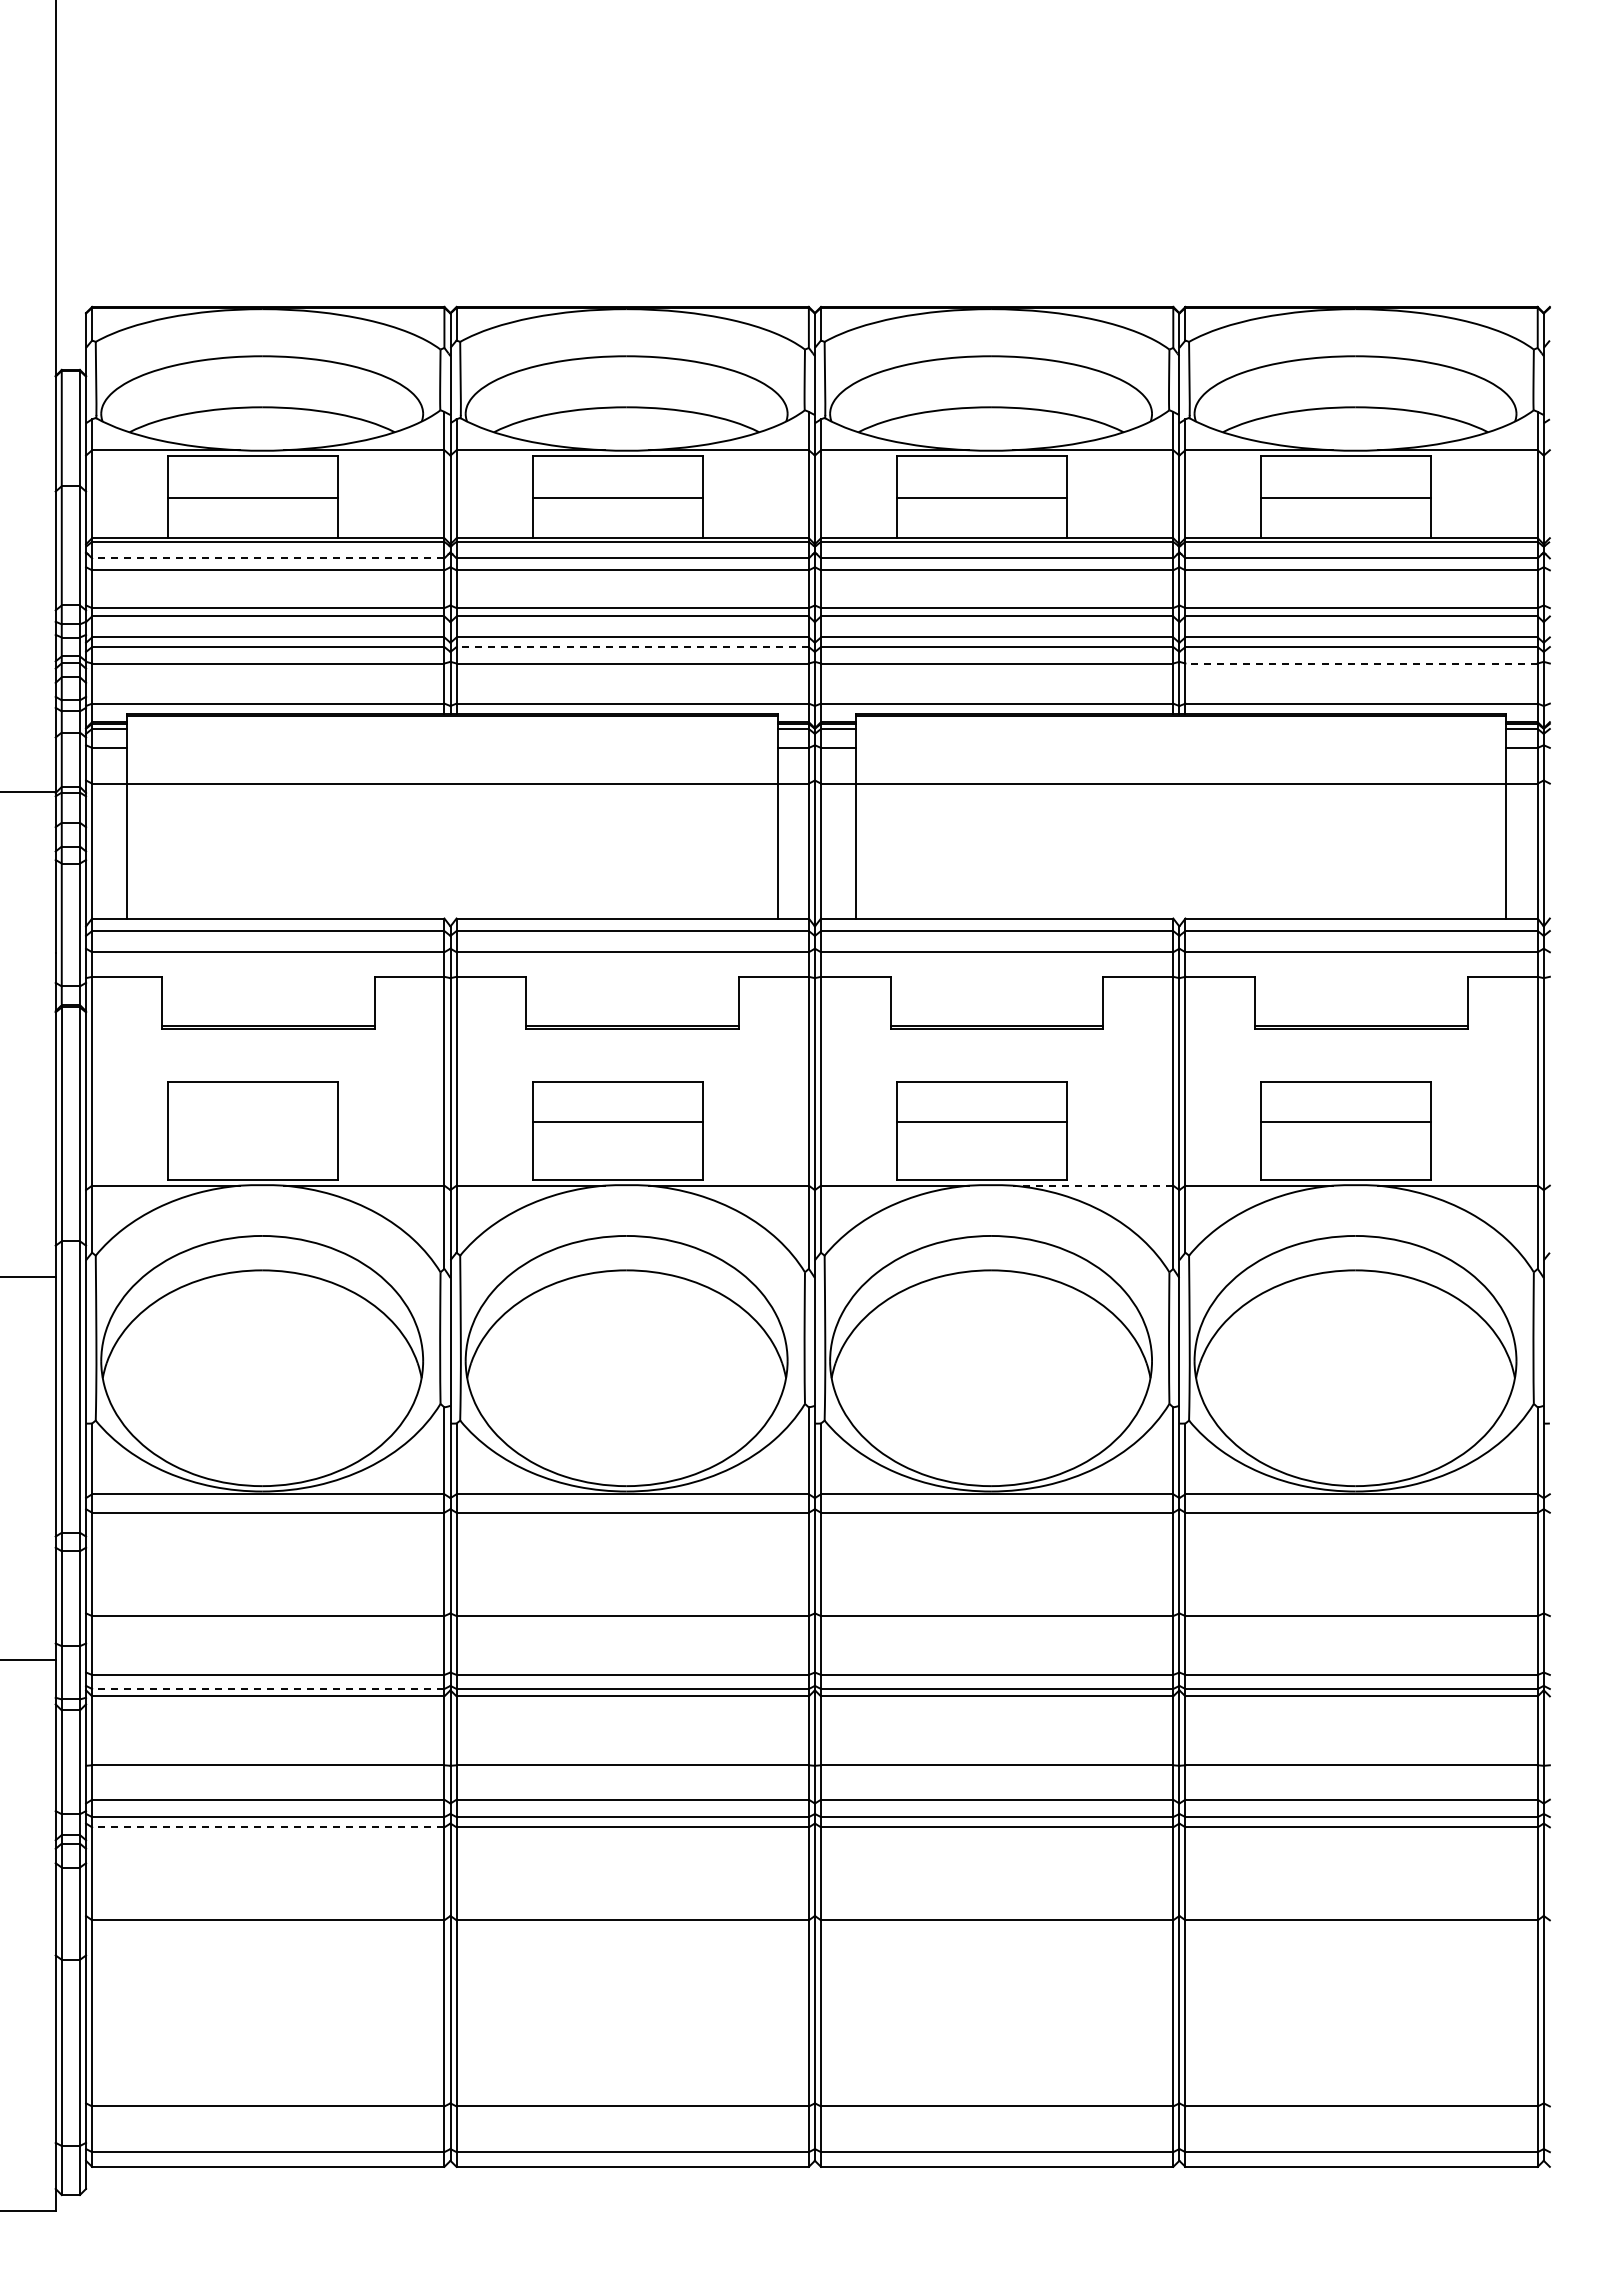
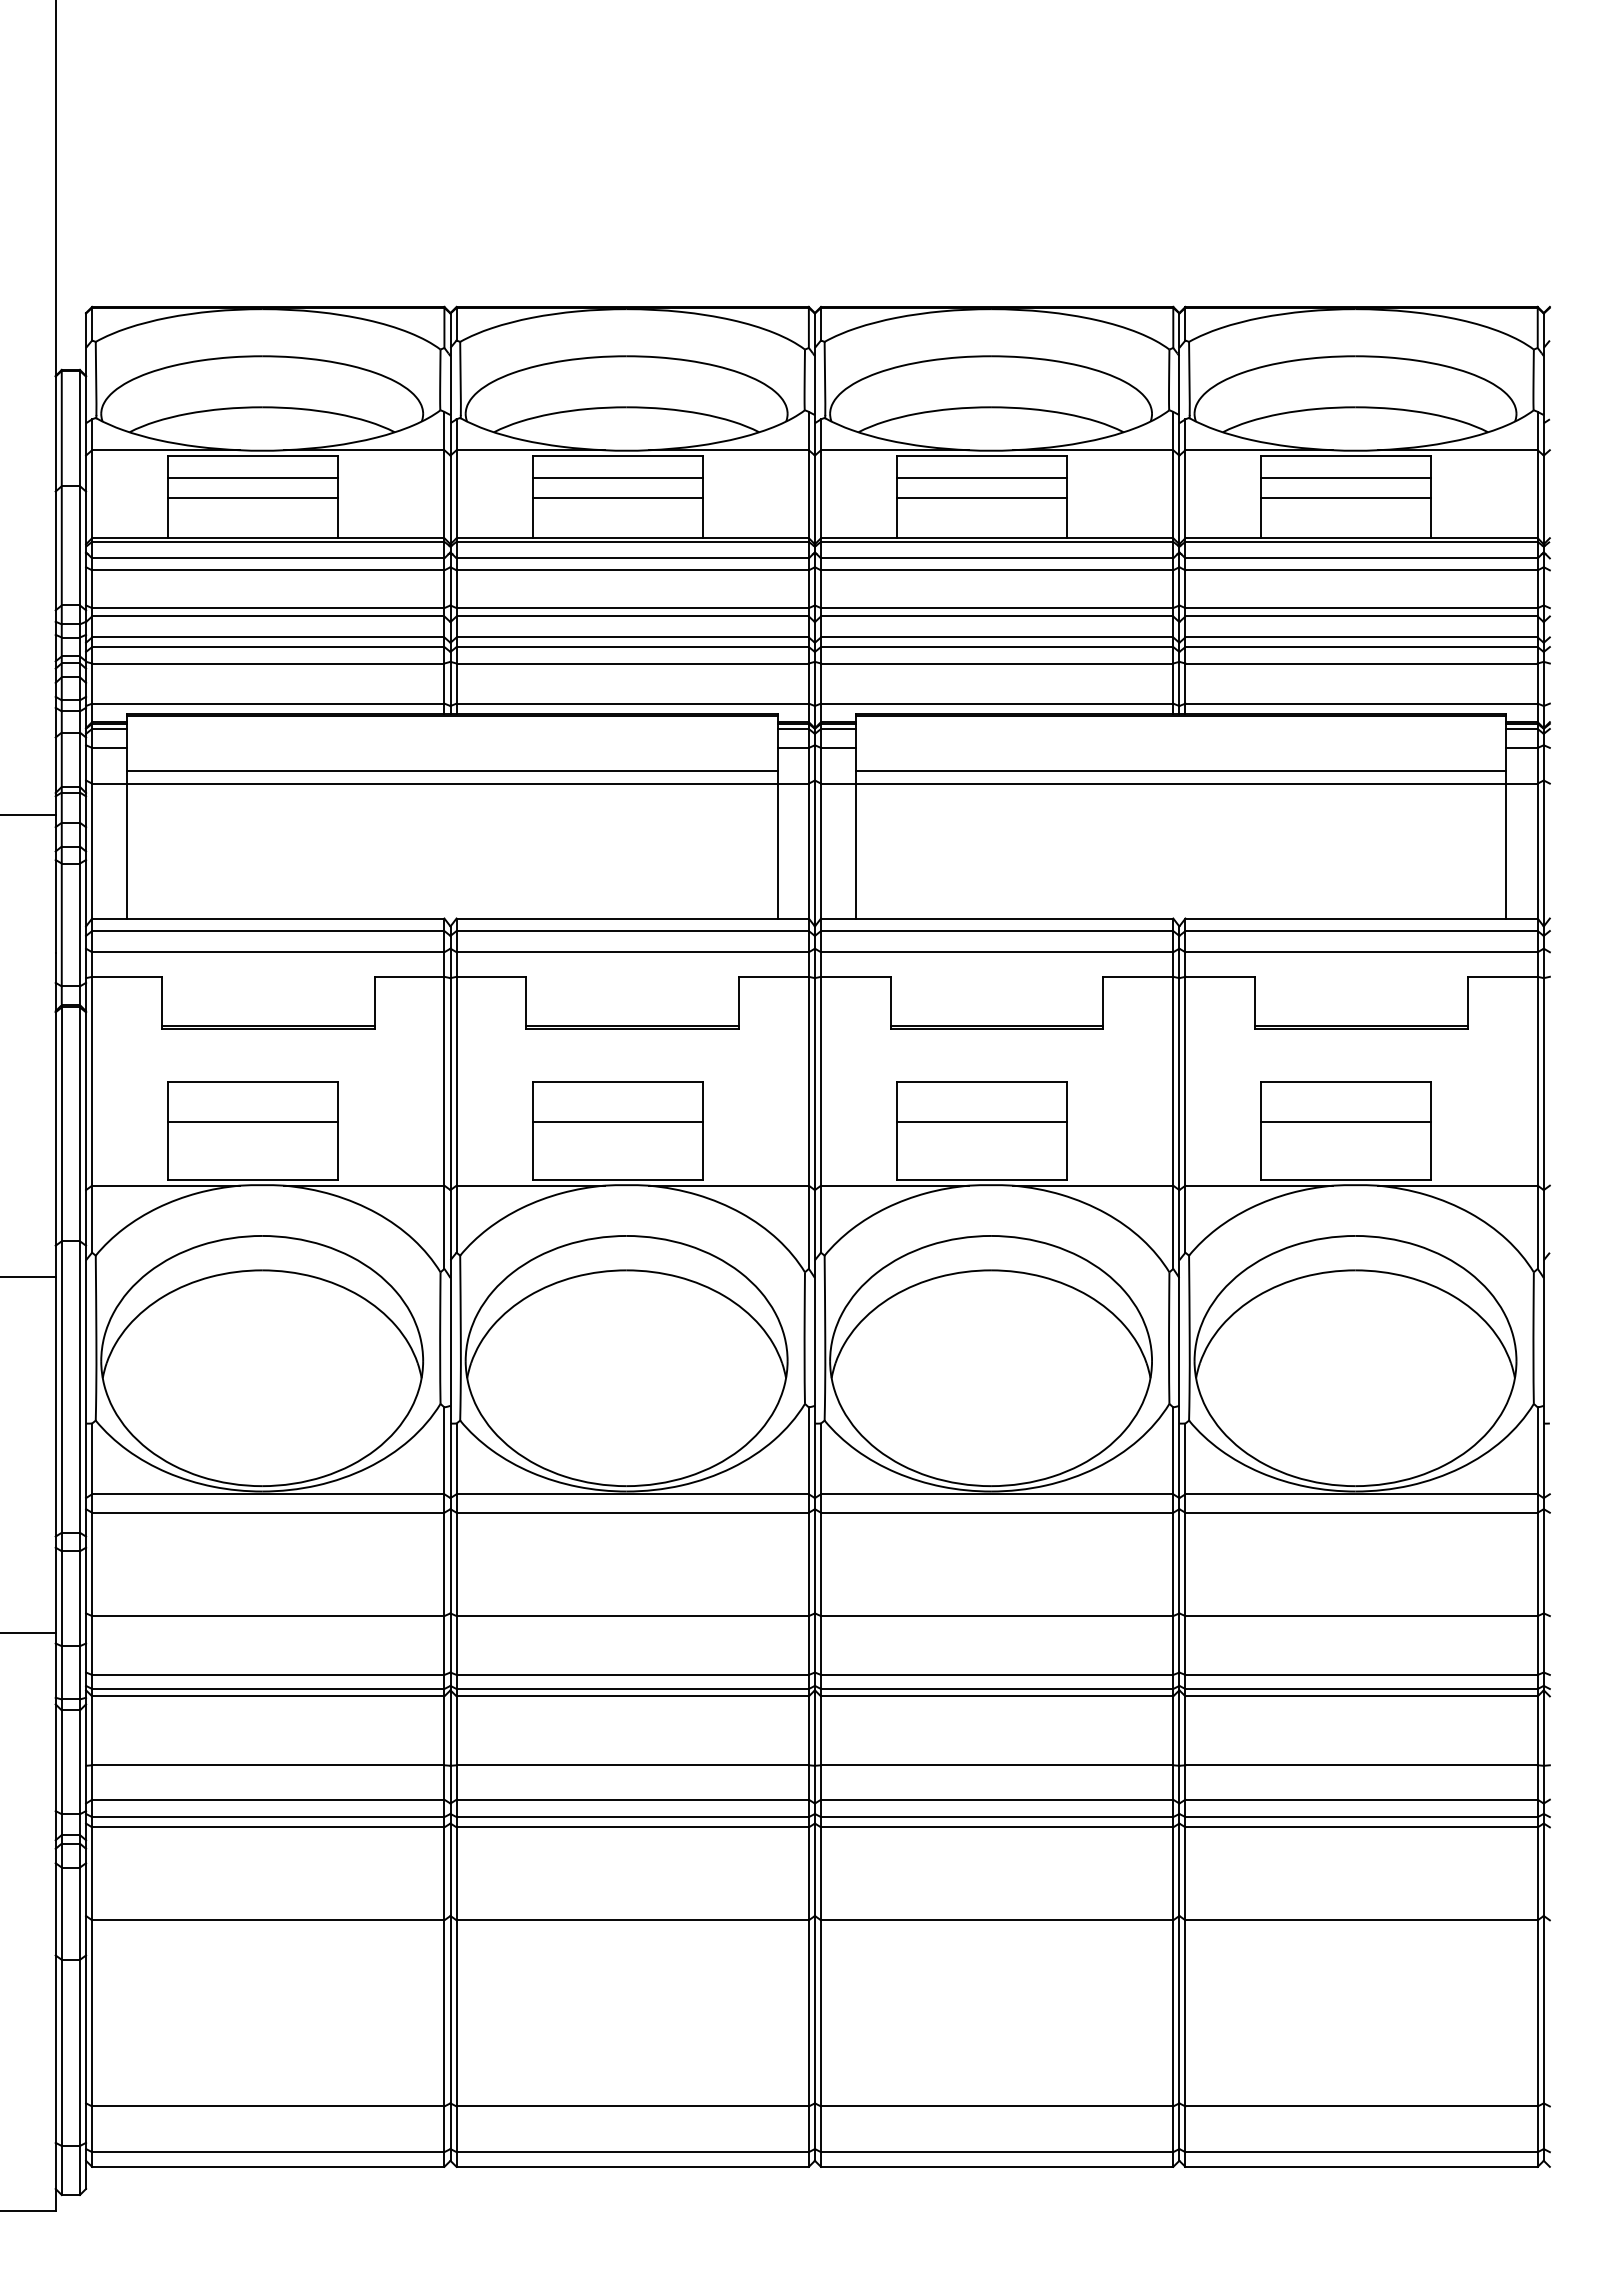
line: none -> present (253, 477)
line: none -> present (617, 477)
line: none -> present (981, 477)
line: none -> present (1346, 477)
line: dashed -> solid (267, 558)
line: dashed -> solid (632, 647)
line: dashed -> solid (1361, 663)
line: none -> present (452, 771)
line: none -> present (1180, 771)
line position: (28, 792) -> (28, 815) (28, 815)
line: none -> present (253, 1121)
line: dashed -> solid (1092, 1185)
line position: (28, 1660) -> (28, 1633) (28, 1633)
line: dashed -> solid (267, 1689)
line: dashed -> solid (267, 1827)
